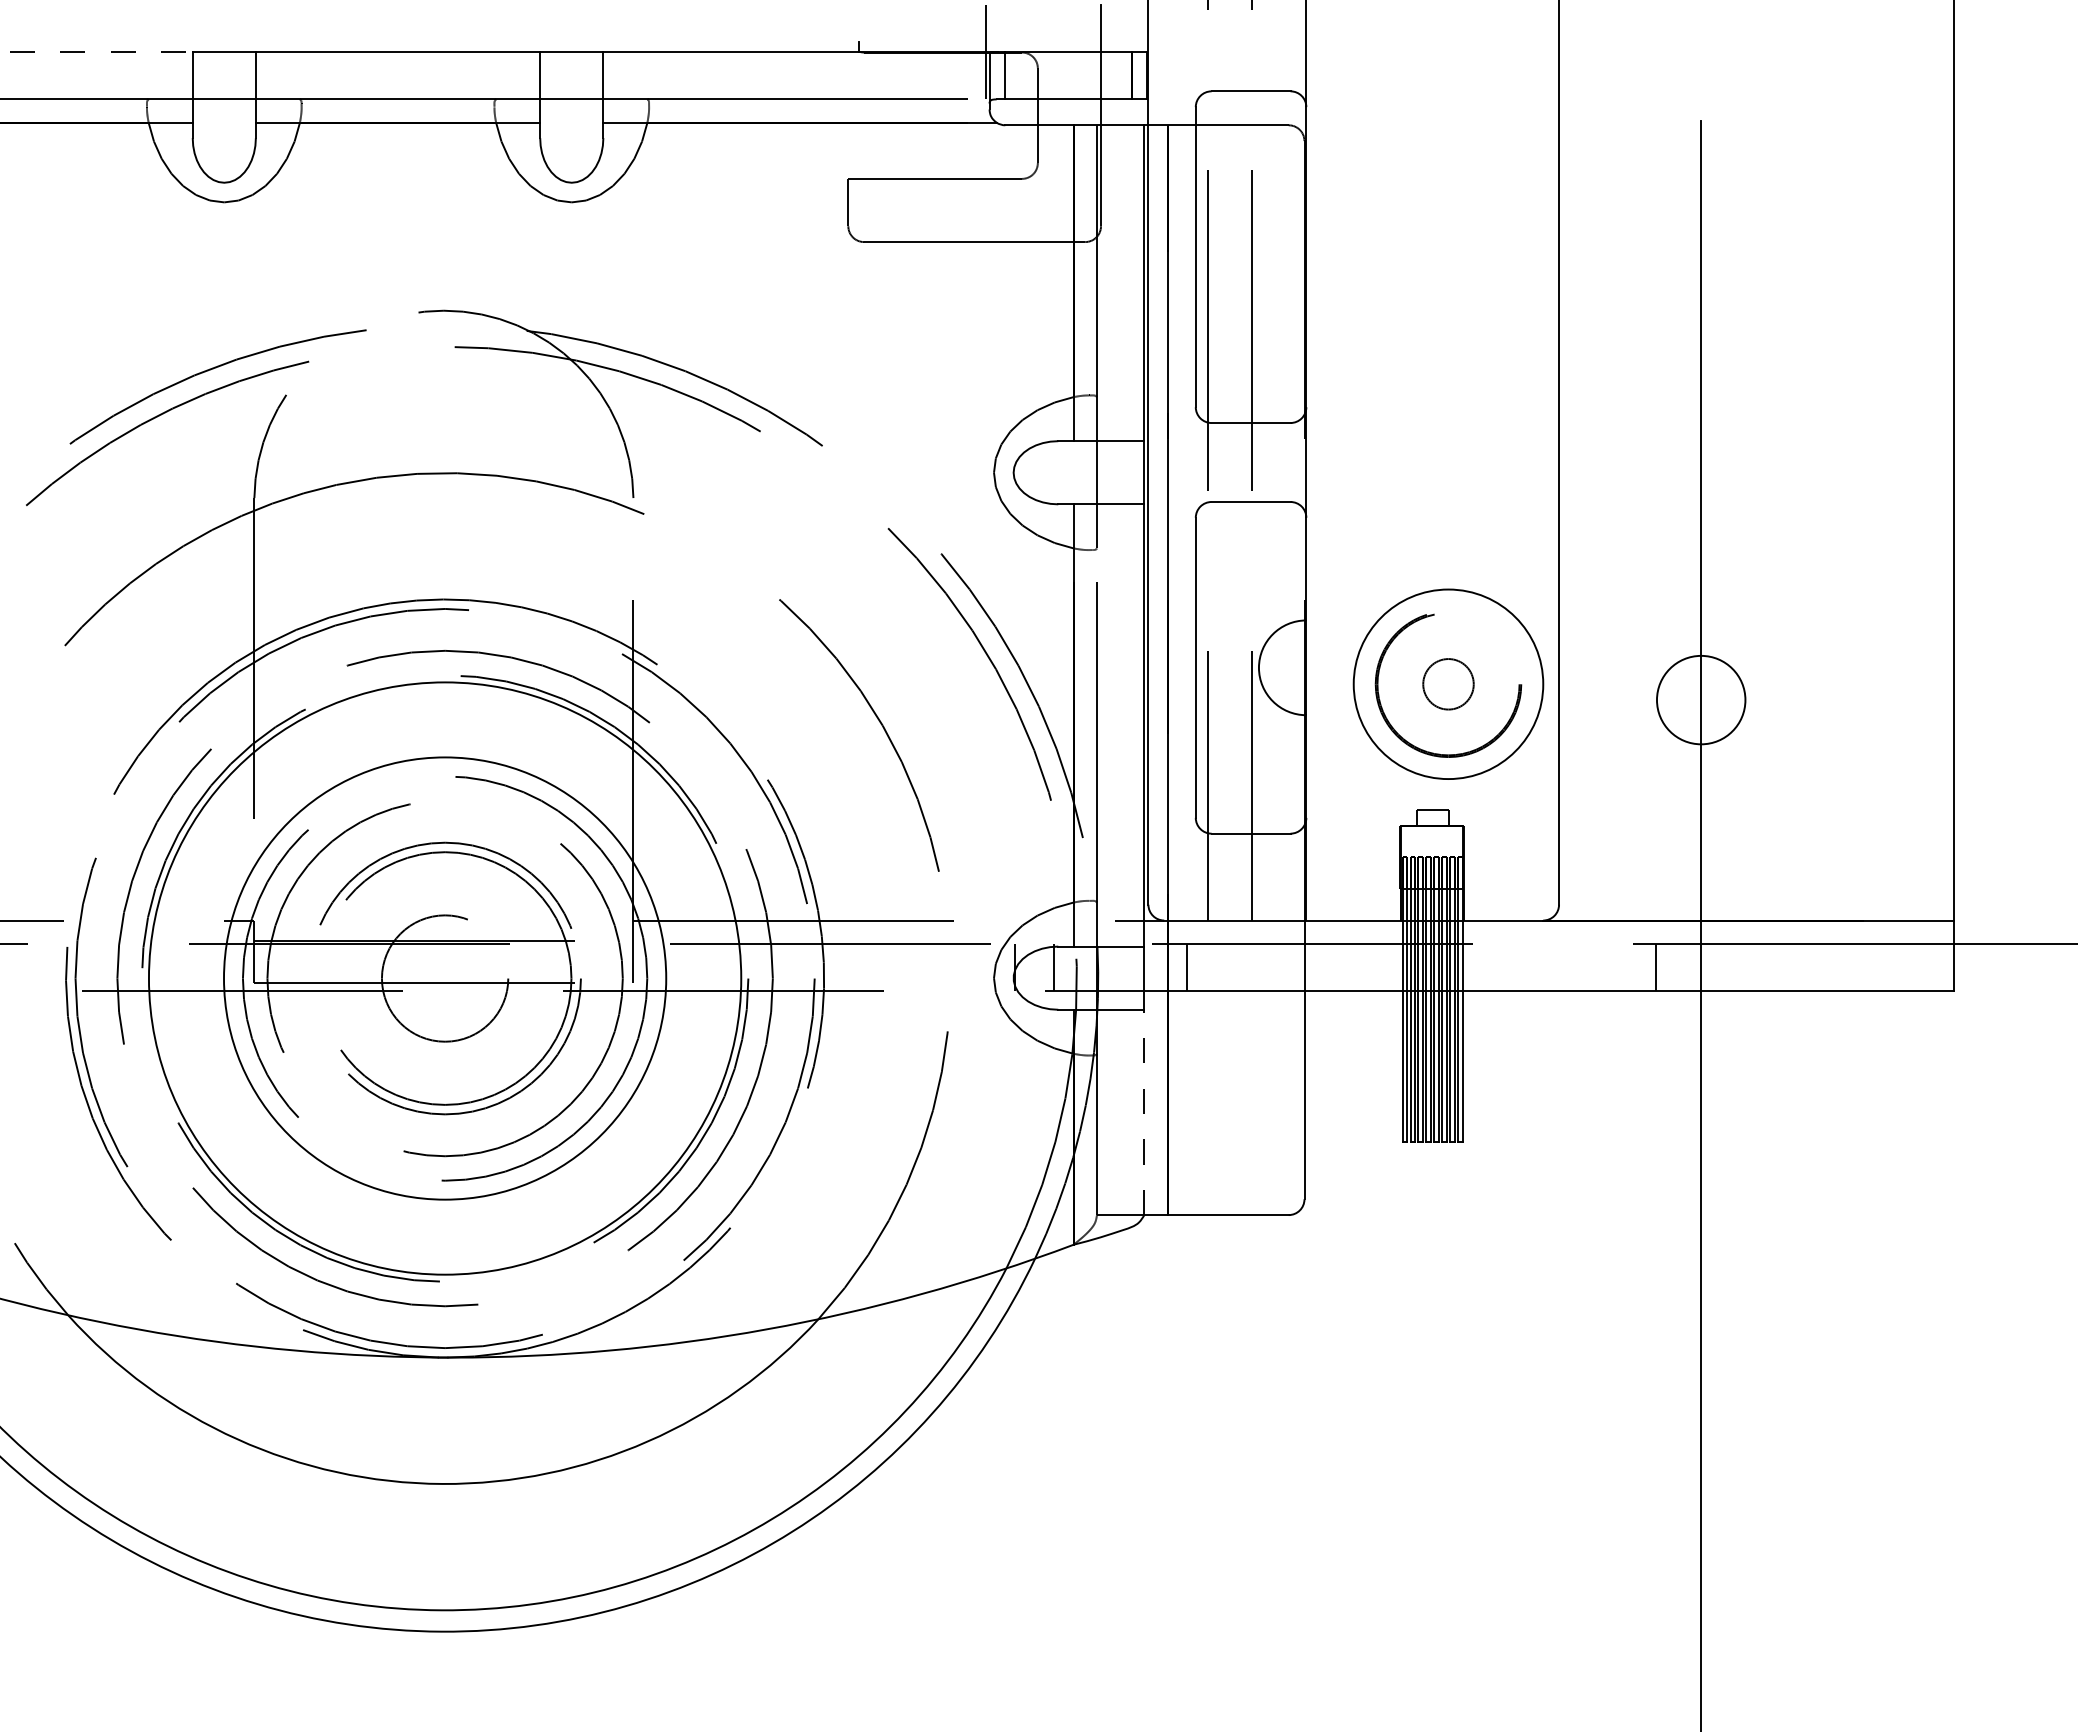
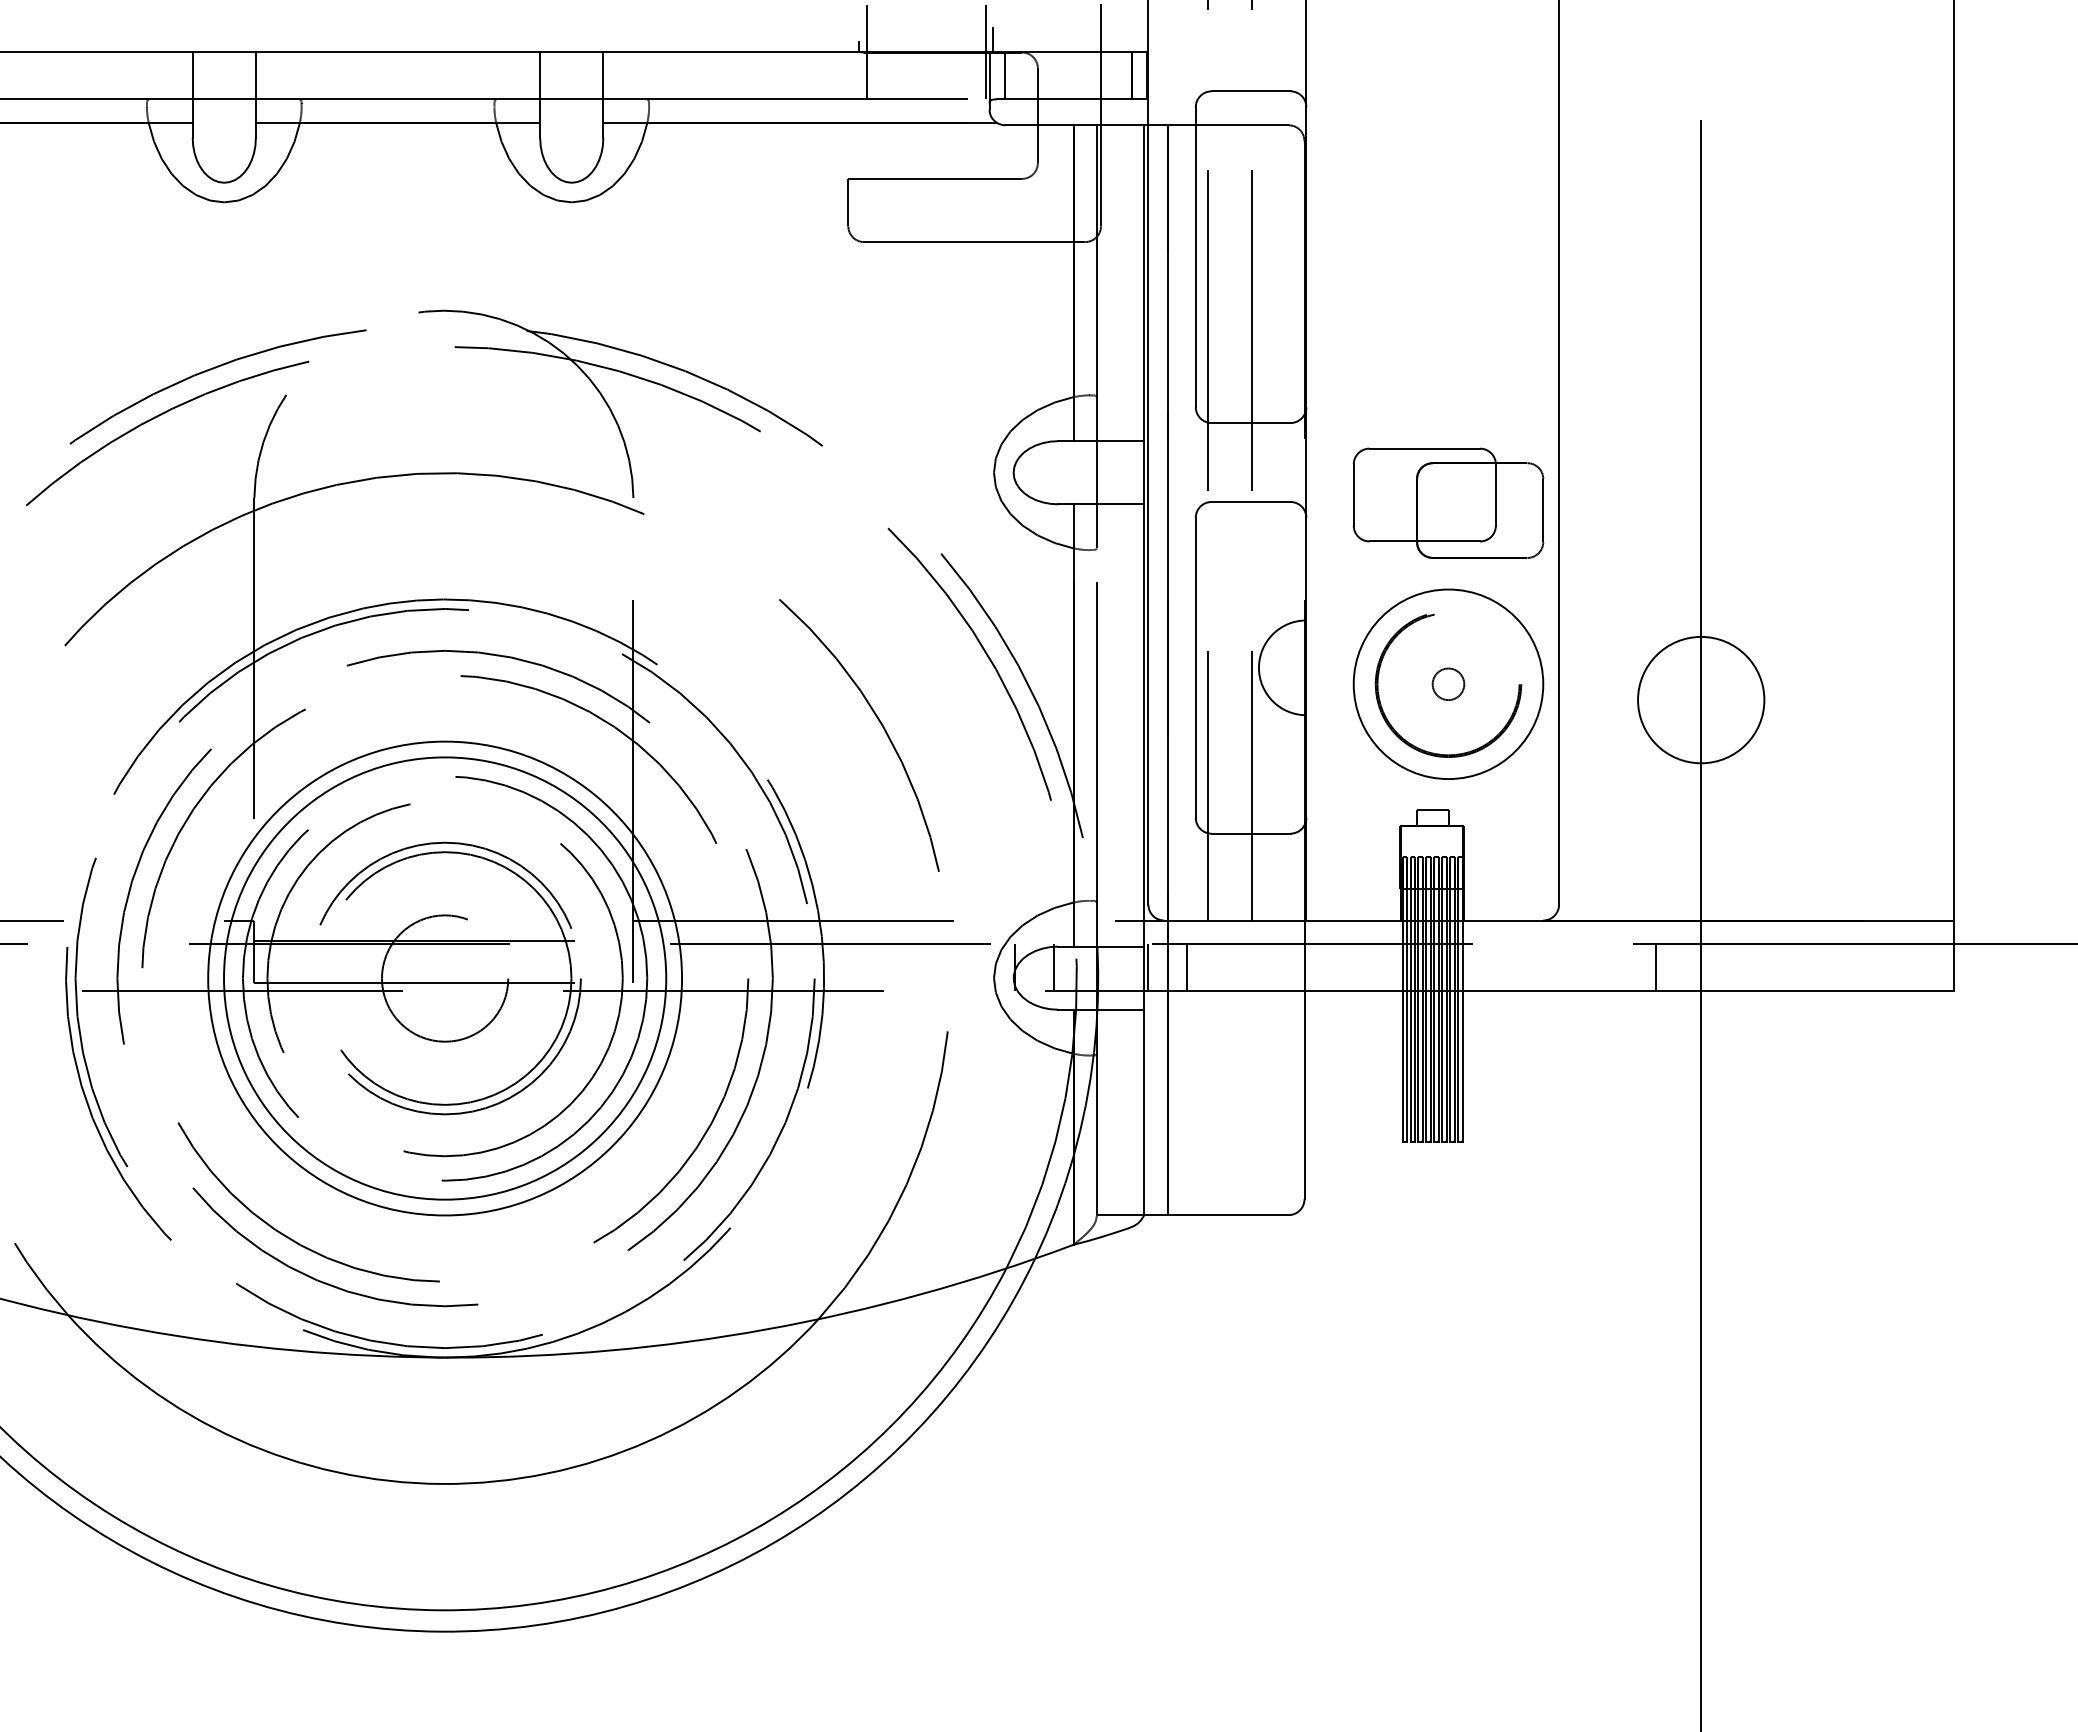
line: none -> present (993, 39)
line: none -> present (867, 51)
line: dashed -> solid (96, 52)
part: none -> present (1448, 502)
circle diameter: 51 px -> 32 px (1448, 684)
circle diameter: 88 px -> 126 px (1701, 699)
line: none -> present (1148, 967)
circle diameter: 592 px -> 474 px (445, 978)
line: dashed -> solid (1144, 1112)
